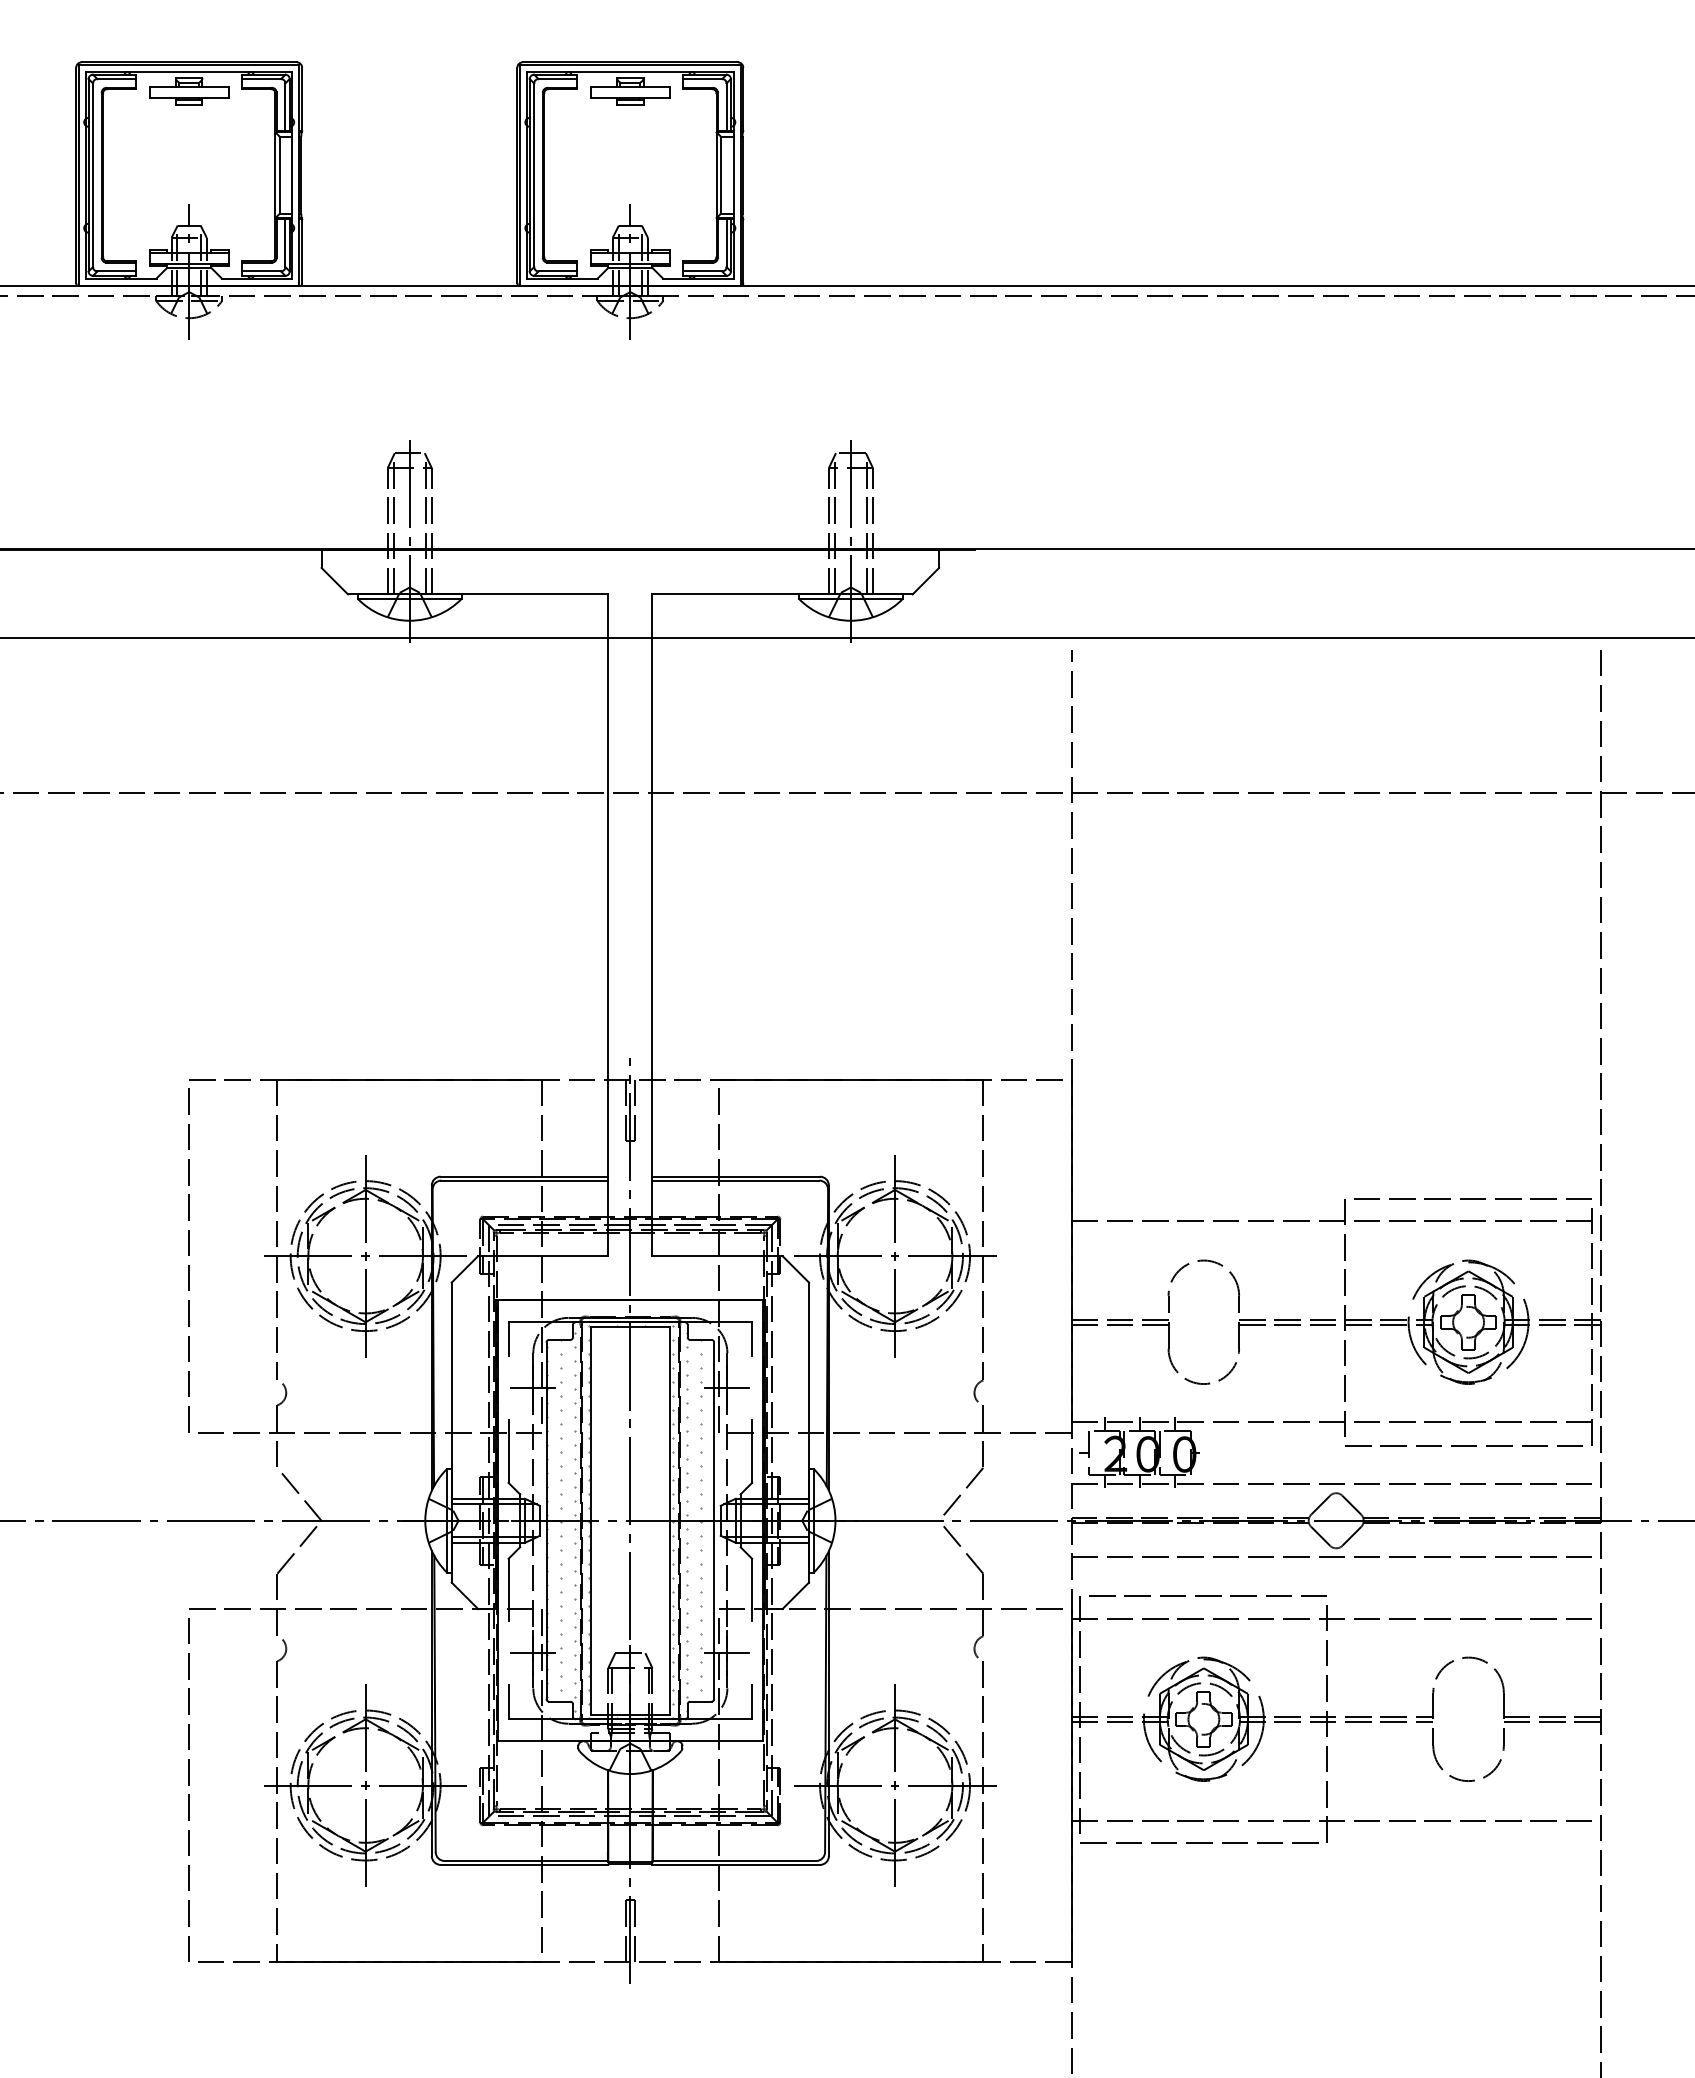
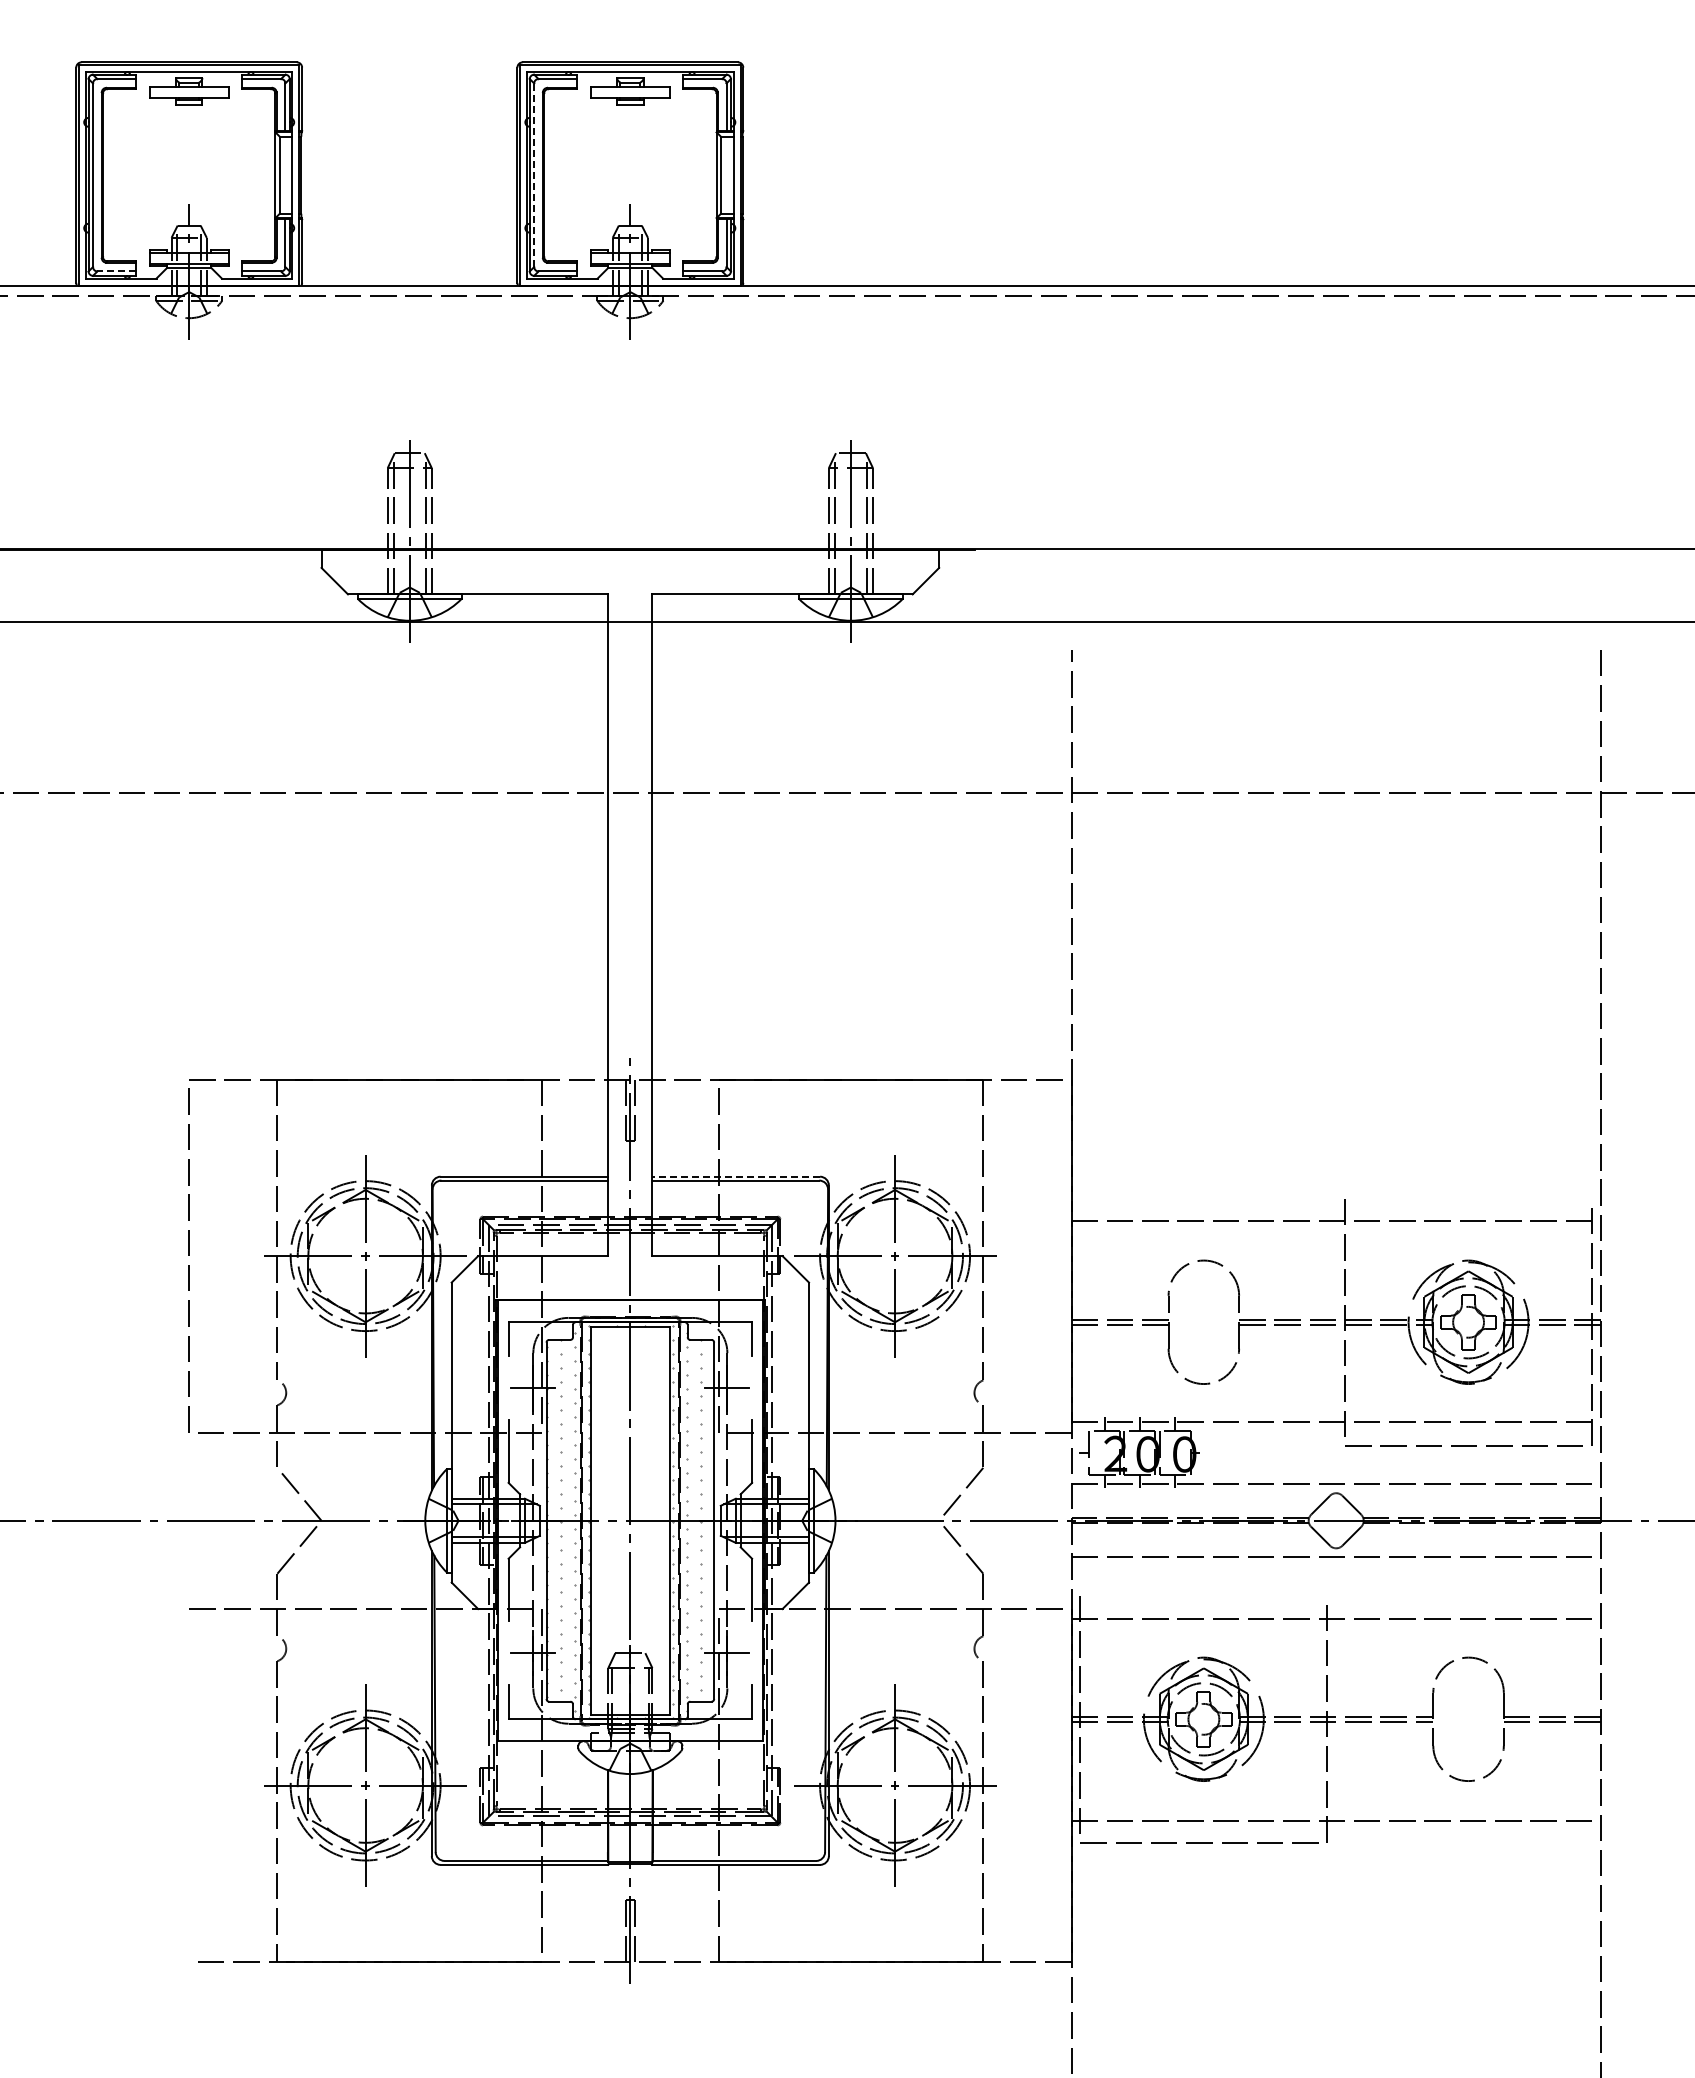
line: solid -> dashed (534, 175)
line: solid -> dashed (116, 271)
line position: (846, 638) -> (846, 622) (846, 622)
line: solid -> dashed (736, 1176)
line: present -> none (1472, 1198)
line: present -> none (1207, 1595)
line: present -> none (188, 1785)
